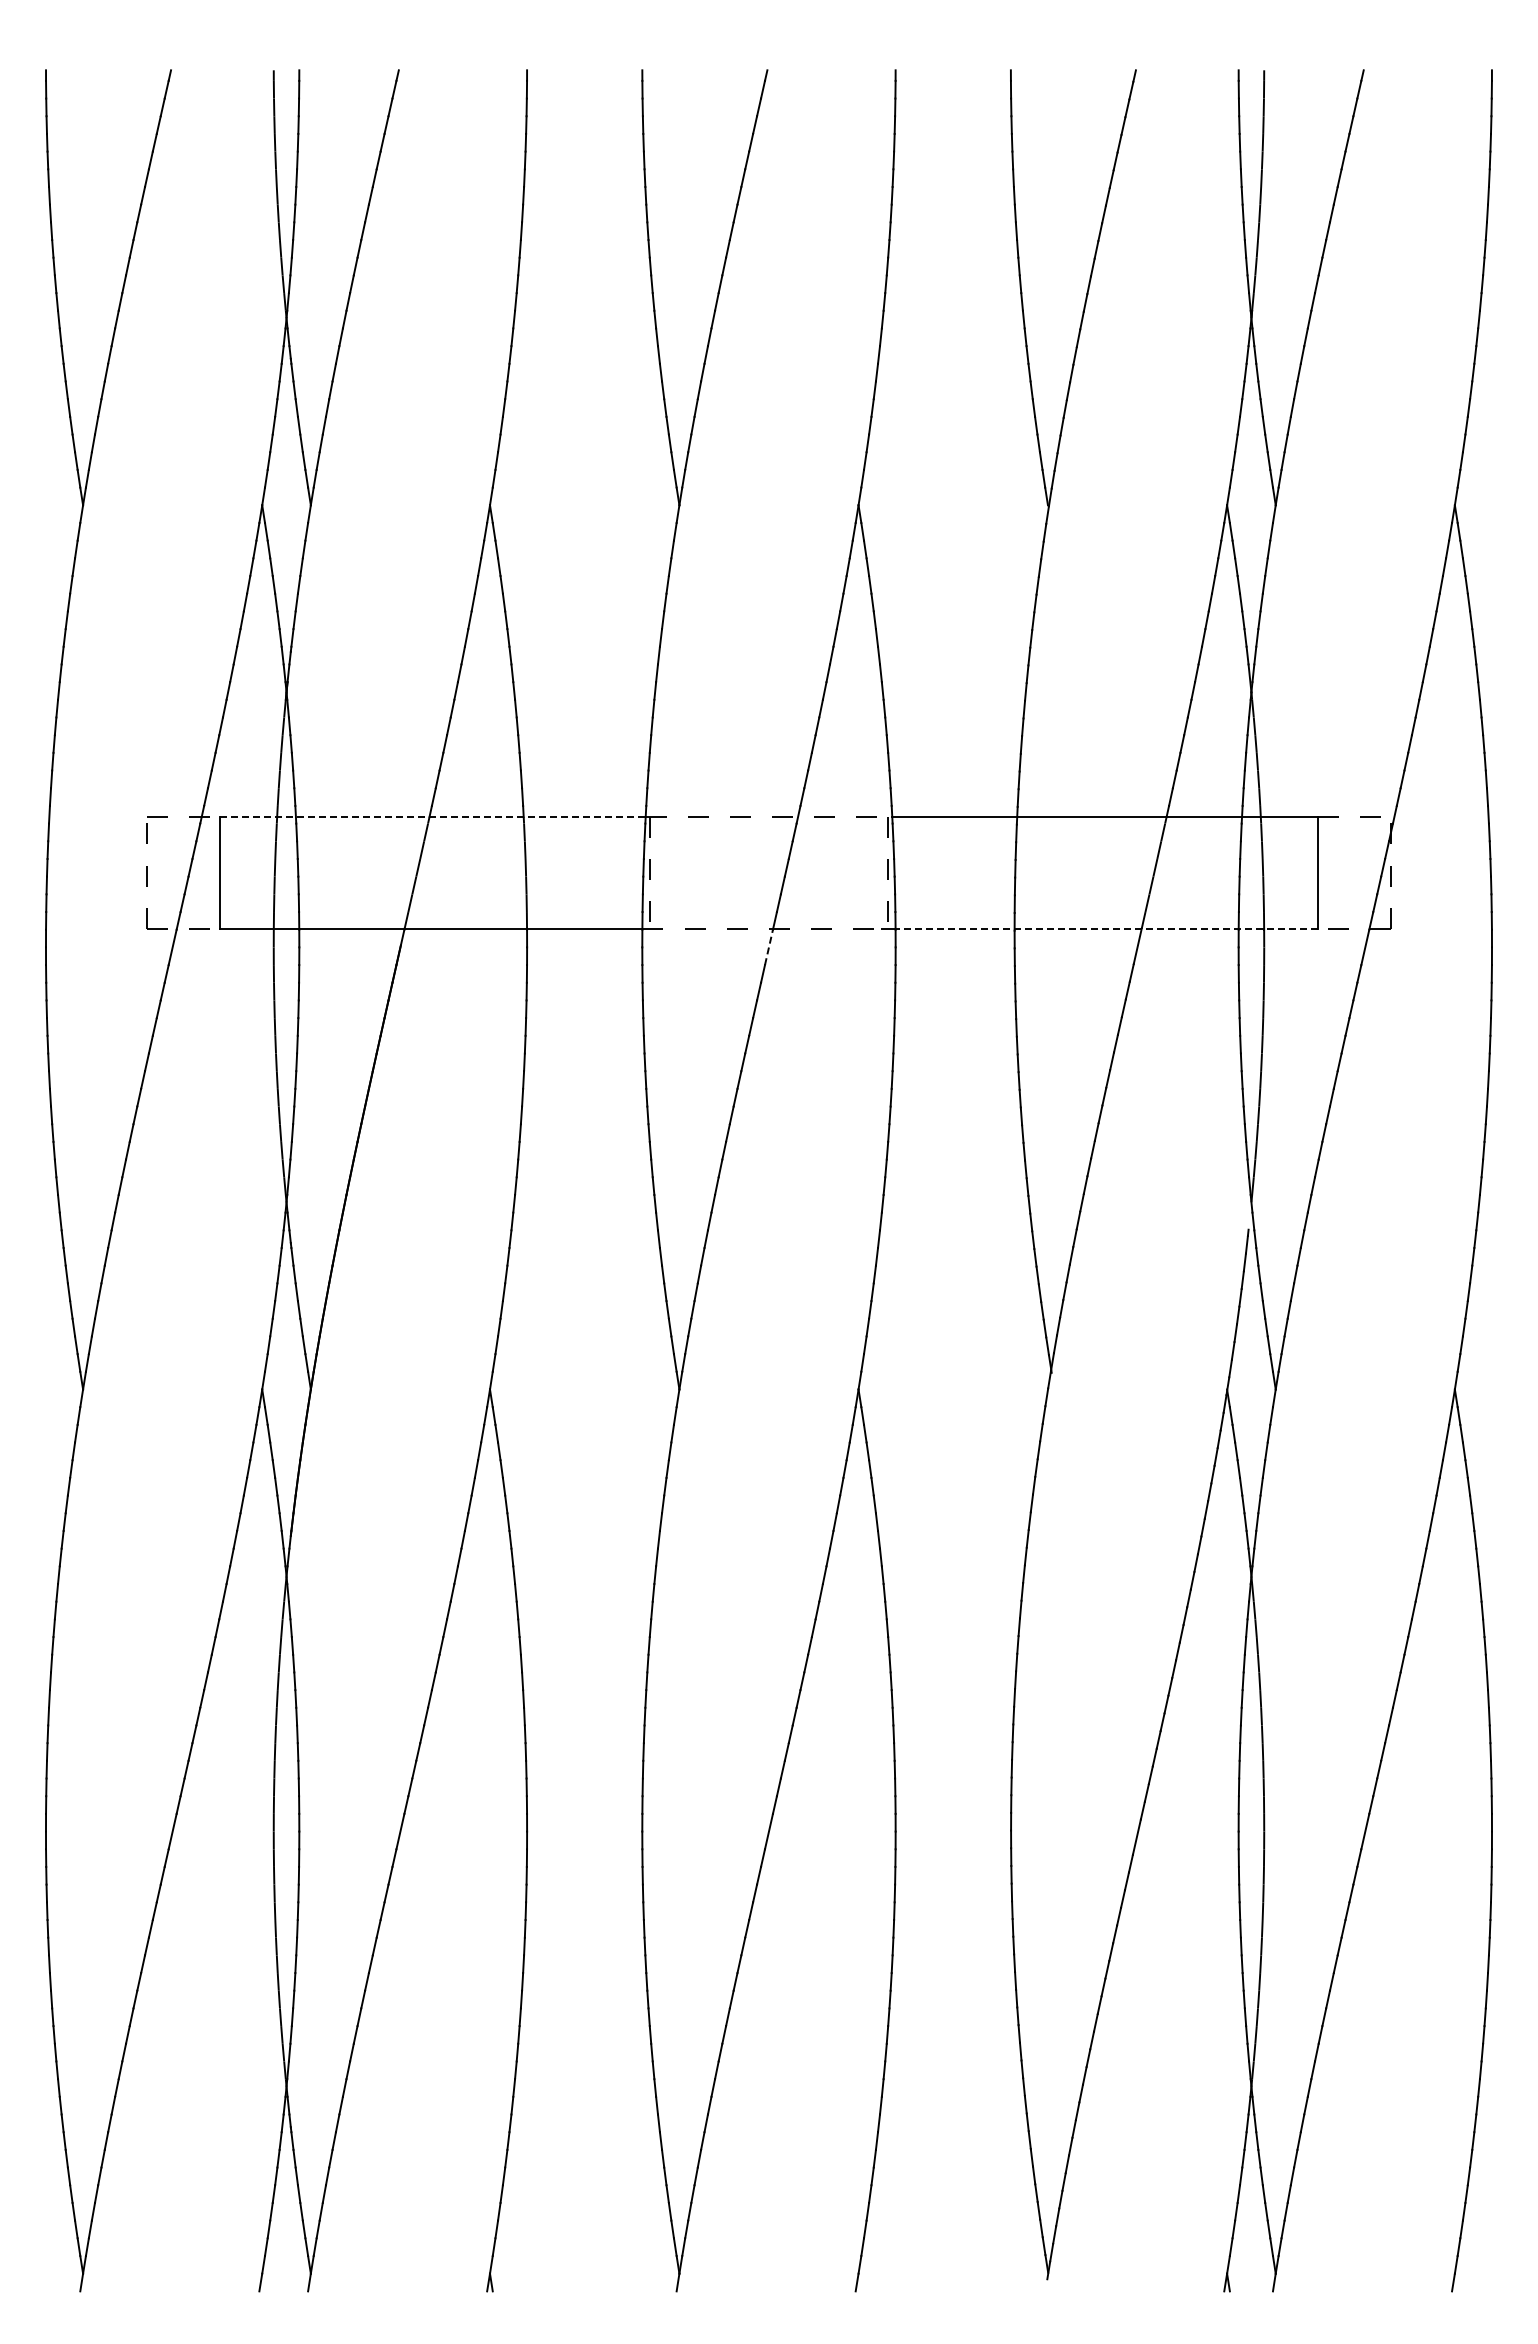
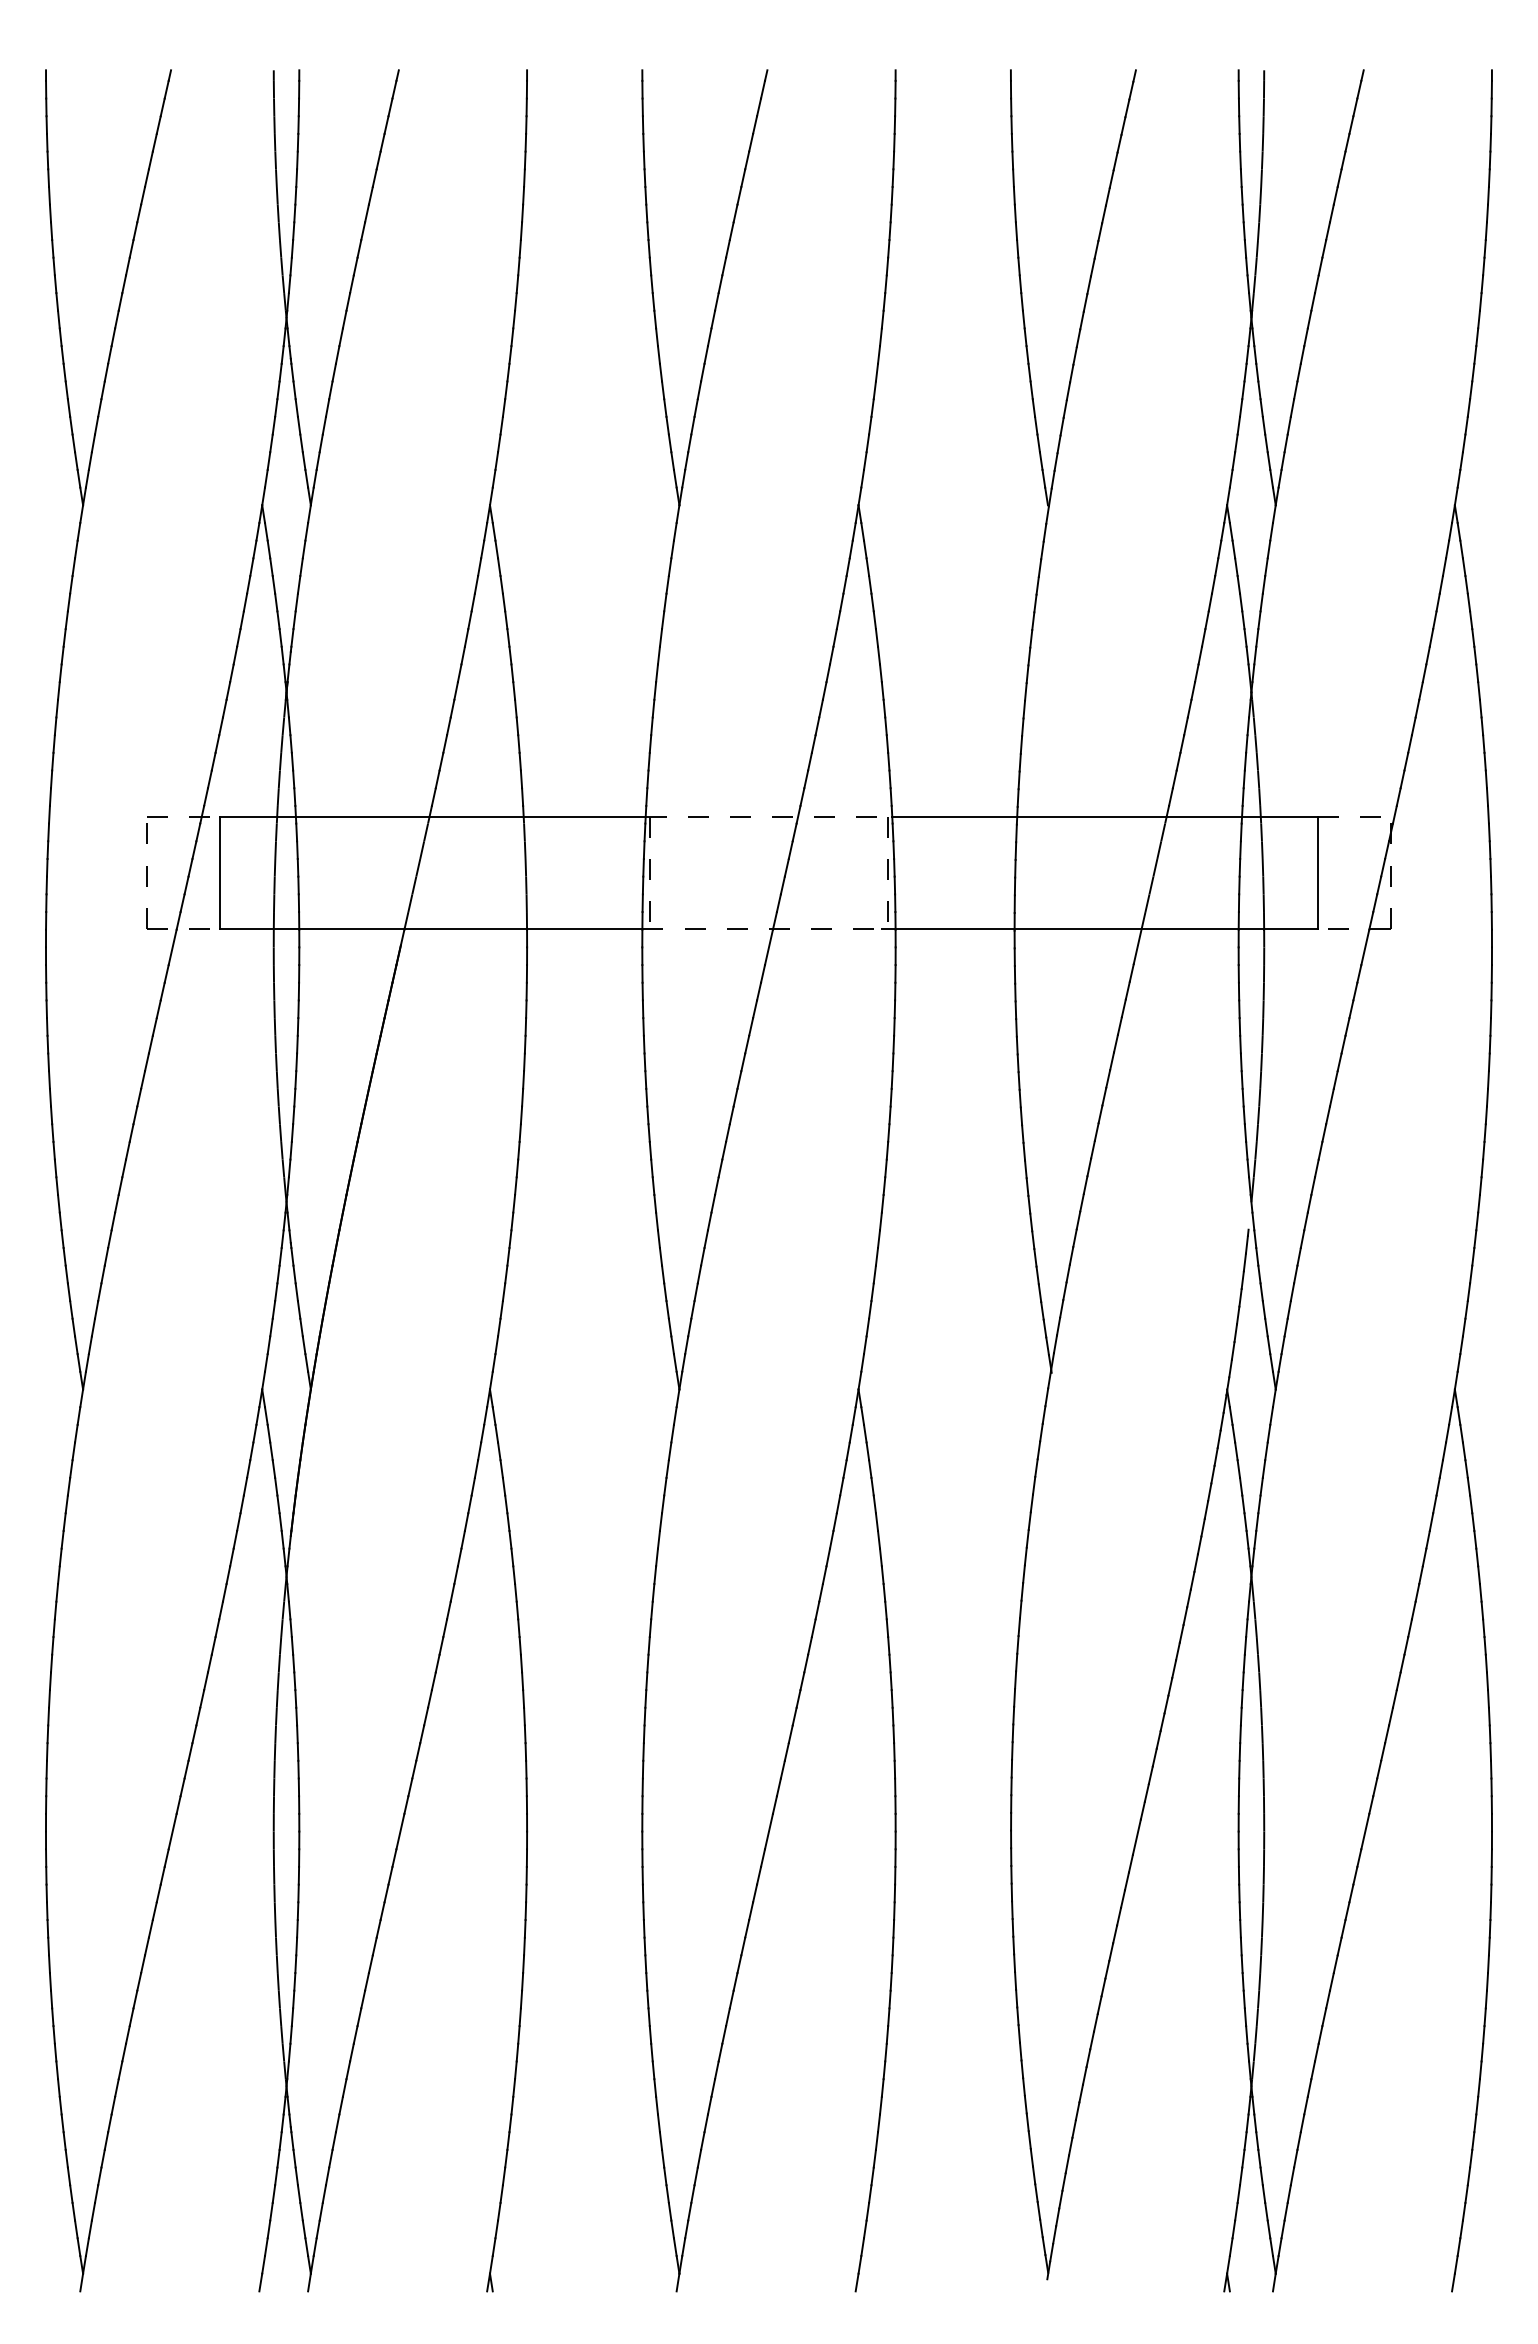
line: dashed -> solid (432, 816)
line: dashed -> solid (1106, 928)
line: dashed -> solid (769, 946)
